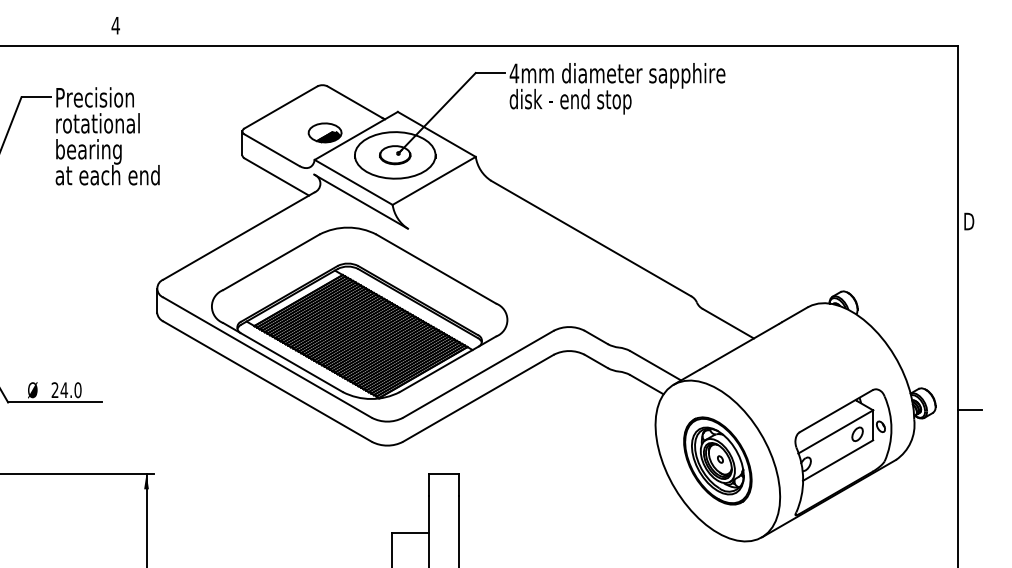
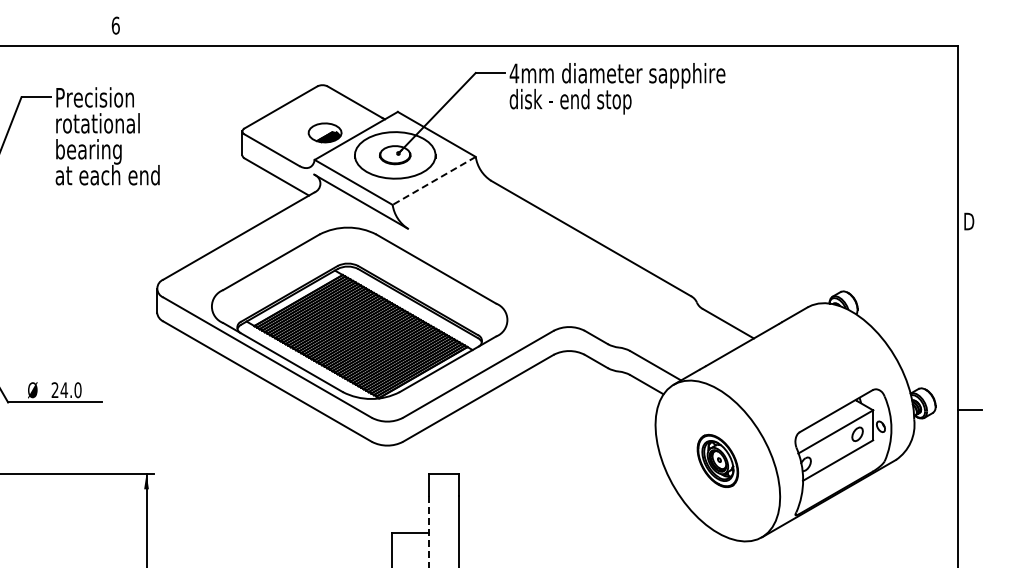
text: 4 -> 6 (115, 25)
line: solid -> dashed (434, 180)
part size: 70x90 px -> 44x55 px (717, 460)
line: solid -> dashed (429, 531)
